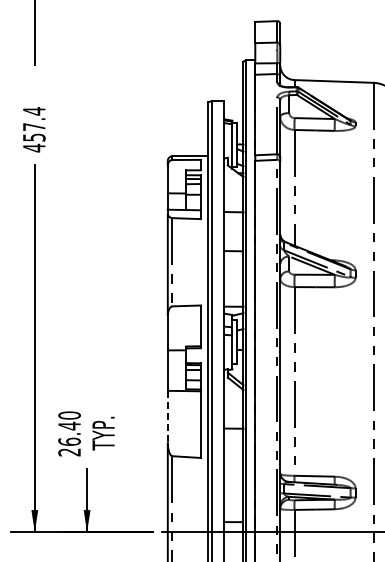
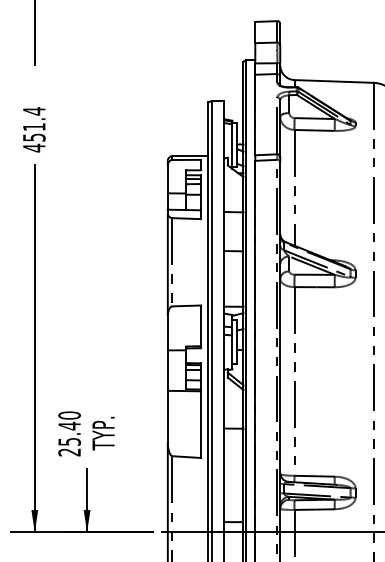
text: 457.4 -> 451.4 (34, 126)
line: dashed -> solid (167, 416)
text: 26.40 -> 25.40 (69, 441)
